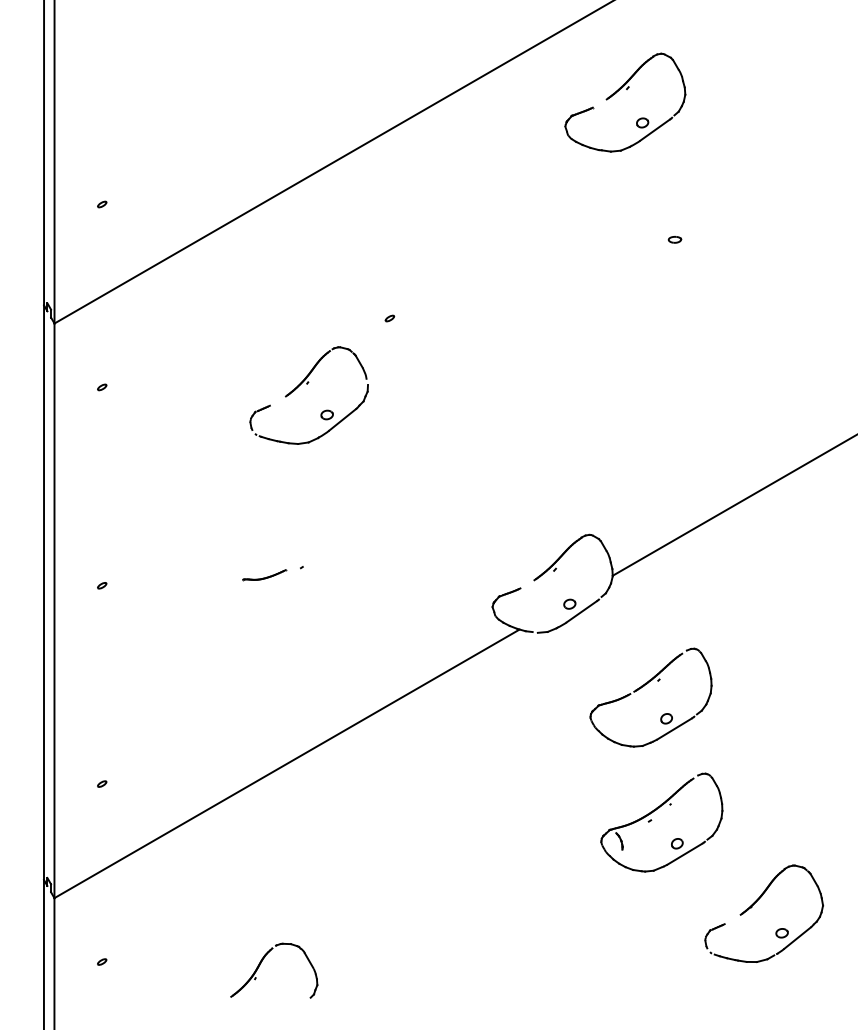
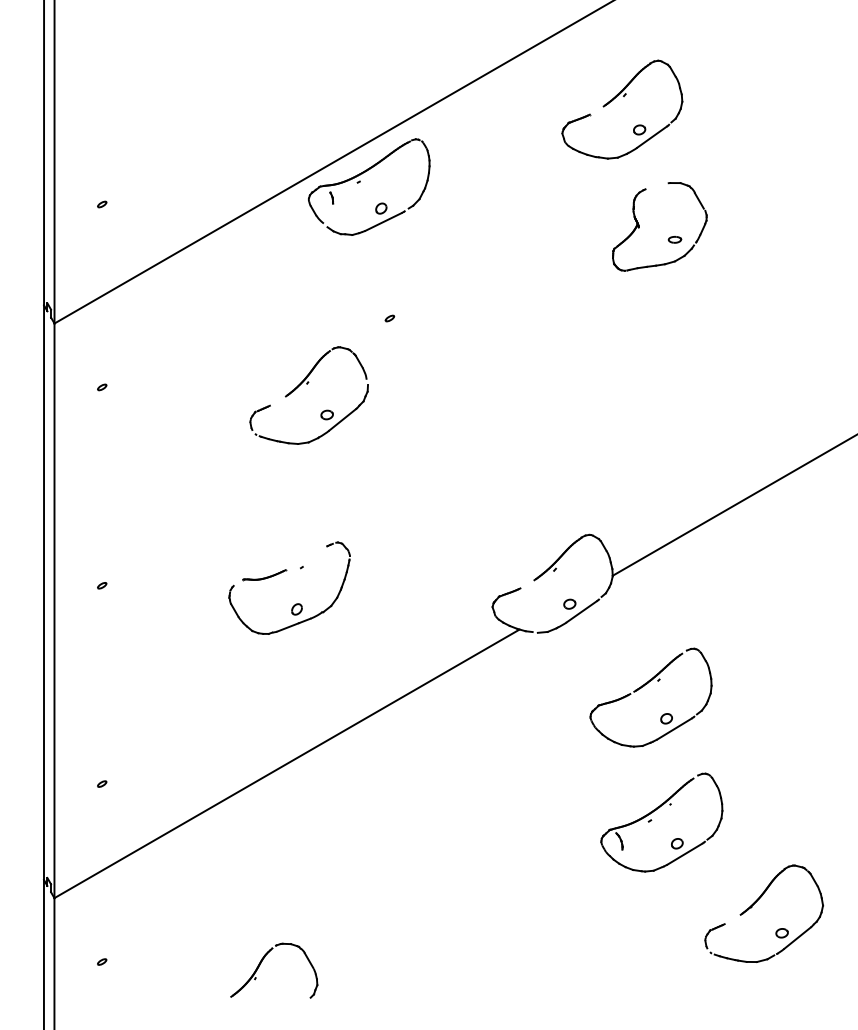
part position: (627, 90) -> (624, 97) (624, 97)
part: none -> present (360, 182)
part: none -> present (639, 226)
part: none -> present (296, 603)
